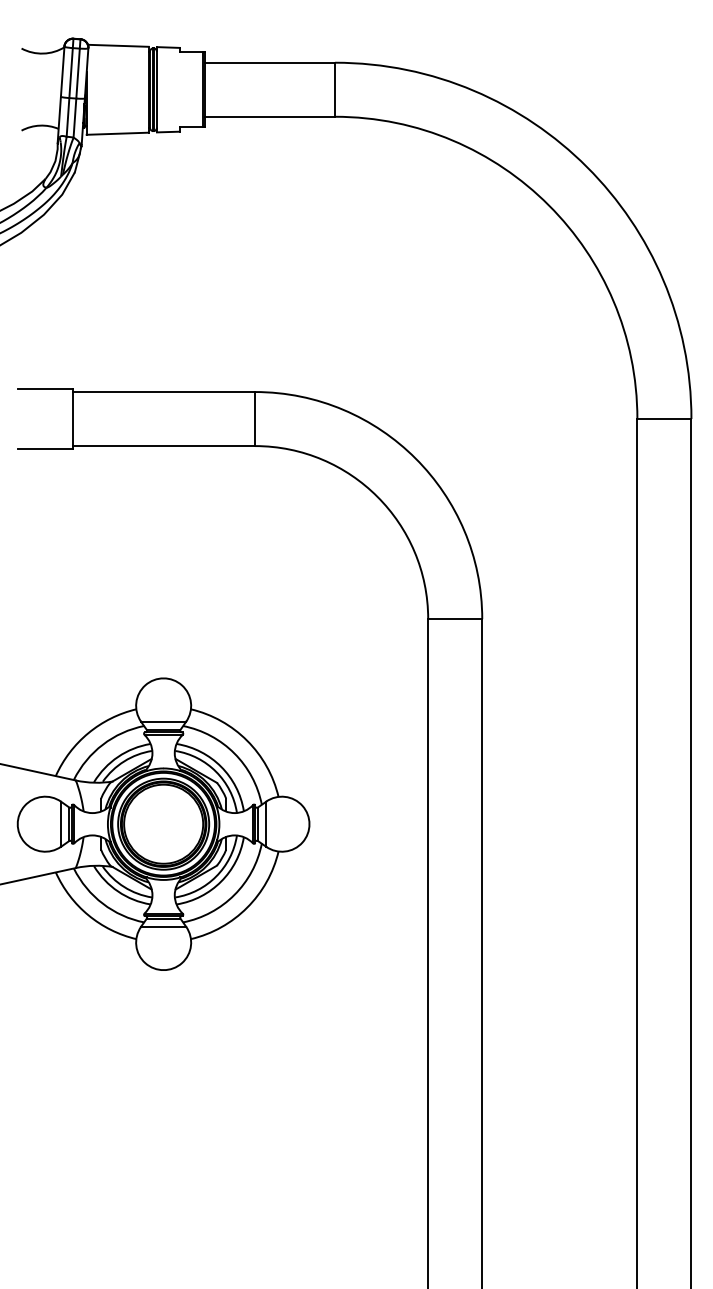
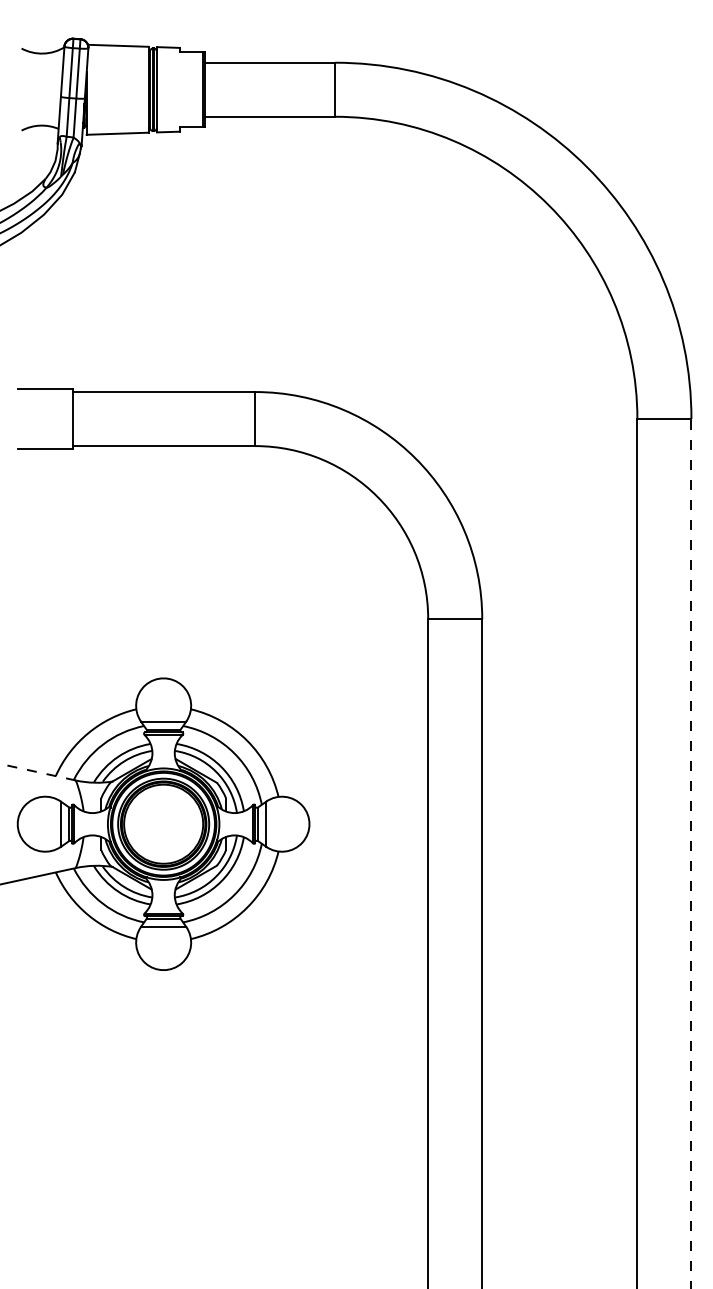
line: solid -> dashed (37, 772)
line: solid -> dashed (691, 853)
